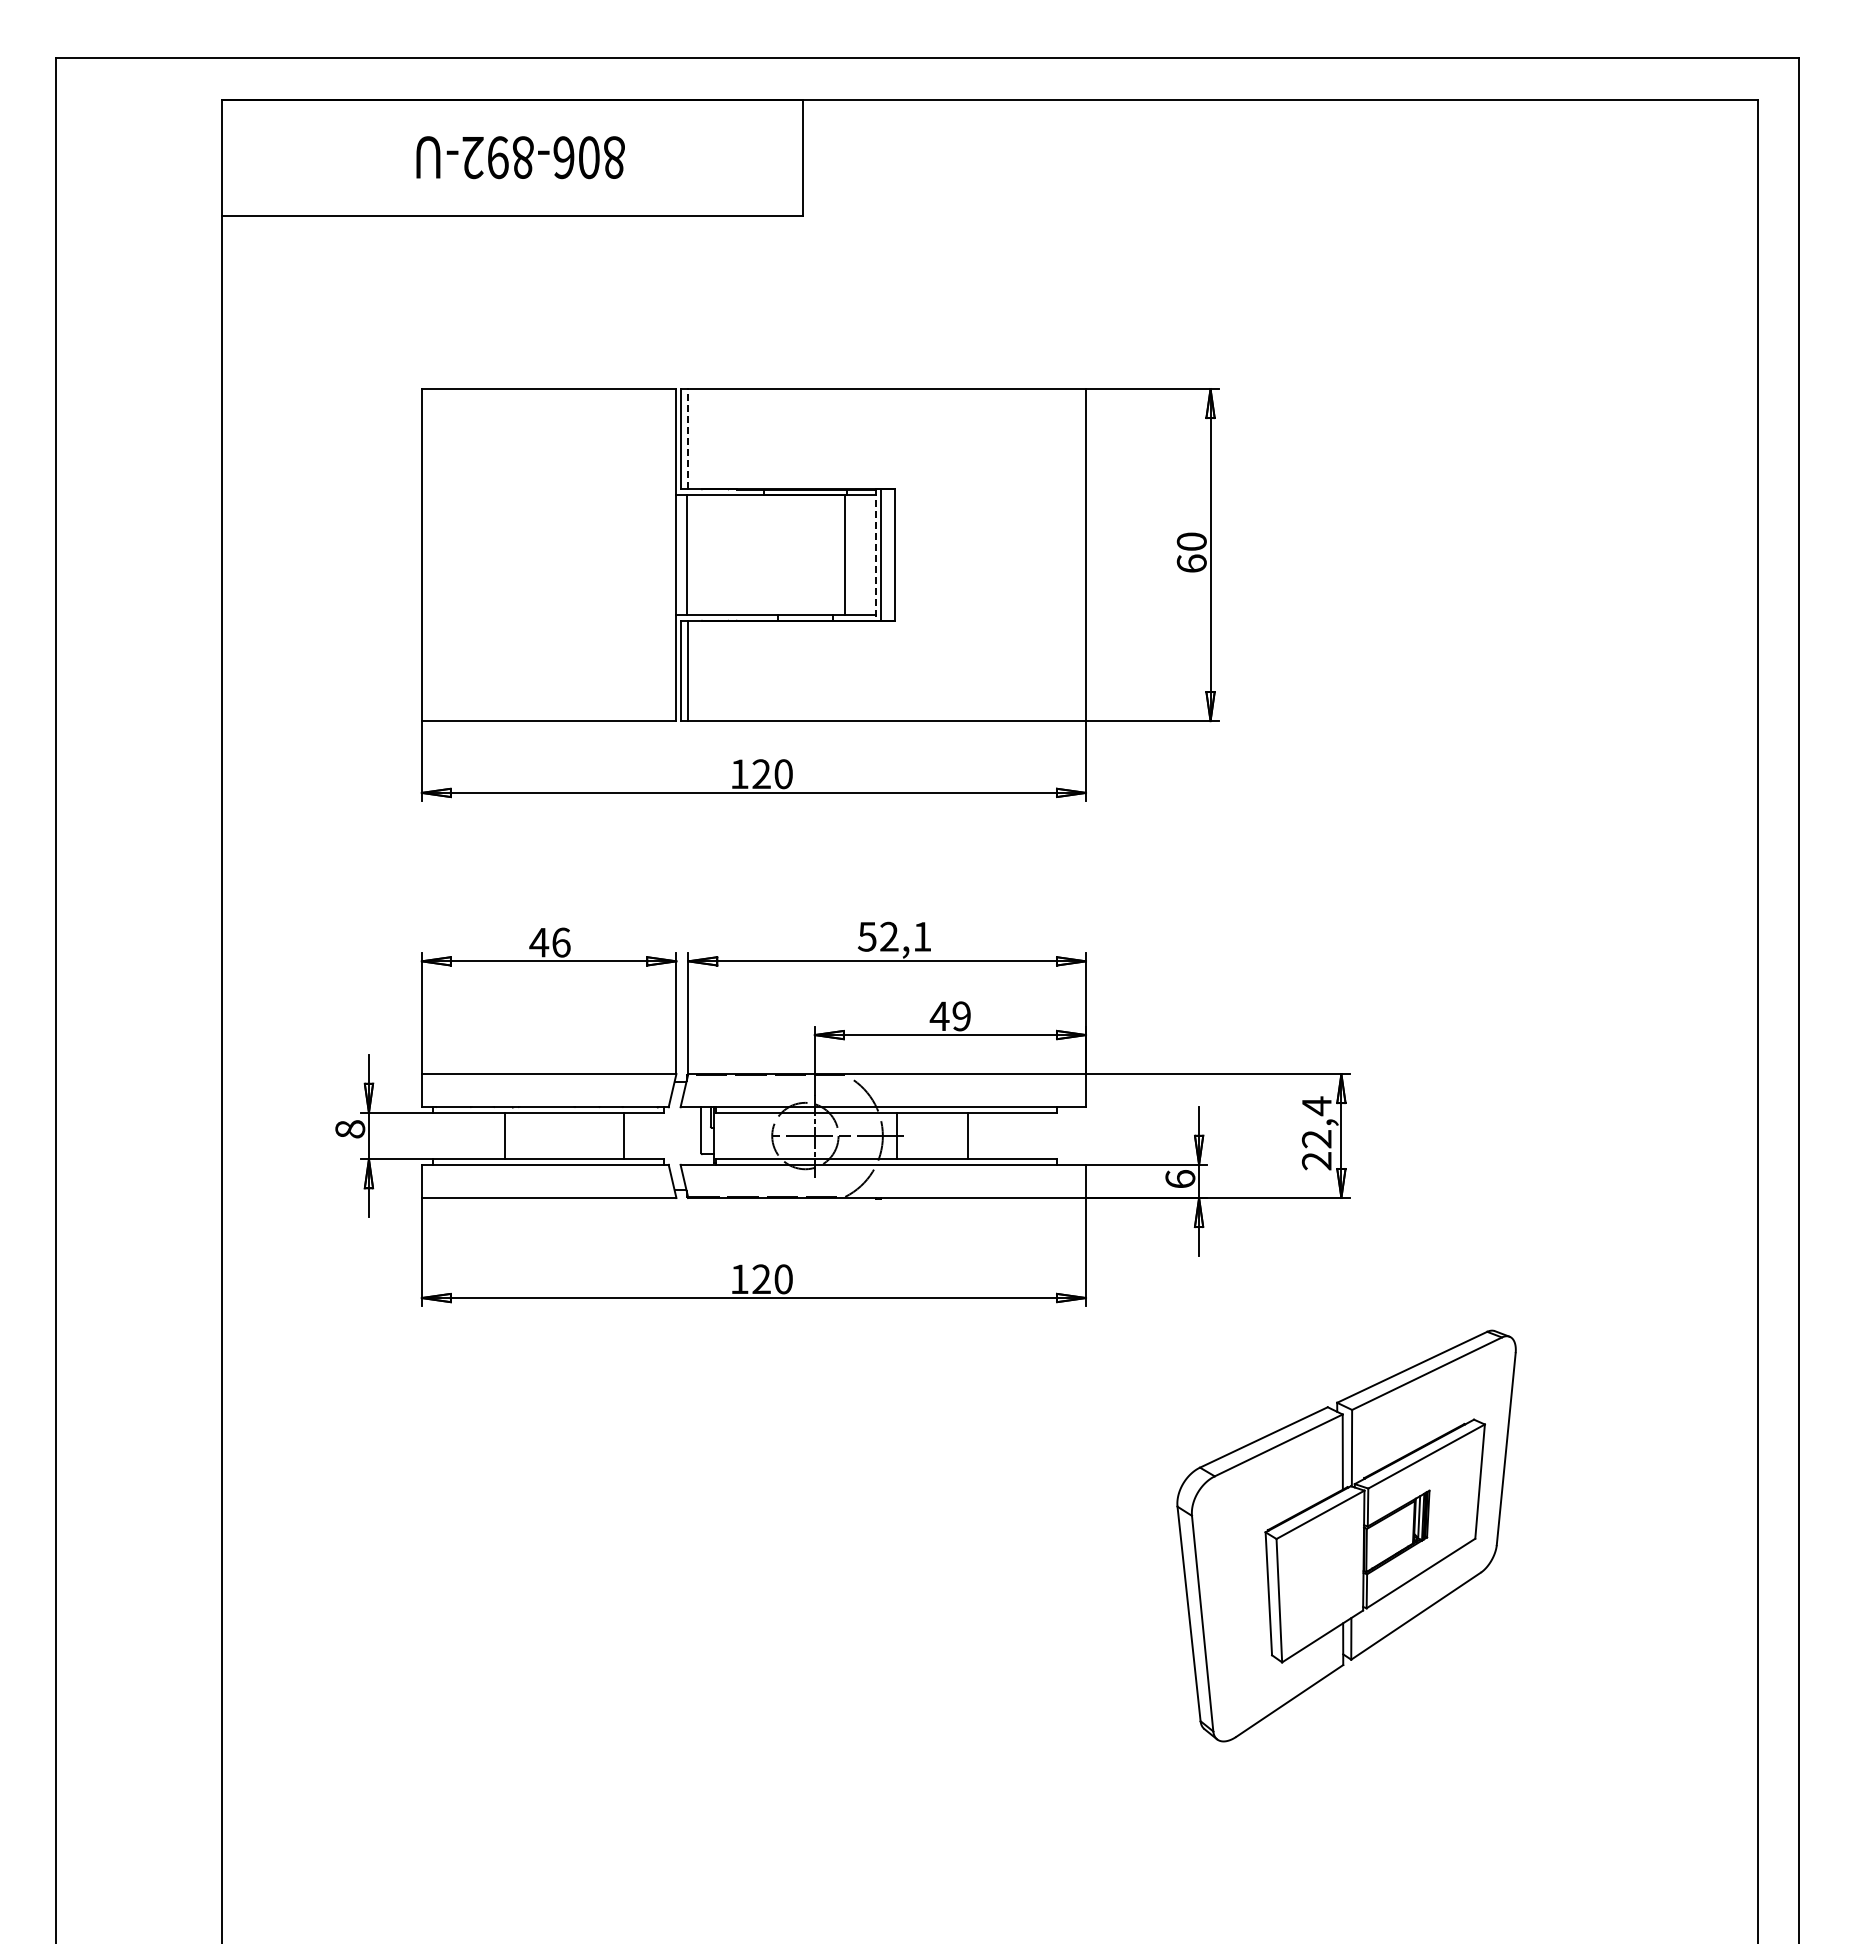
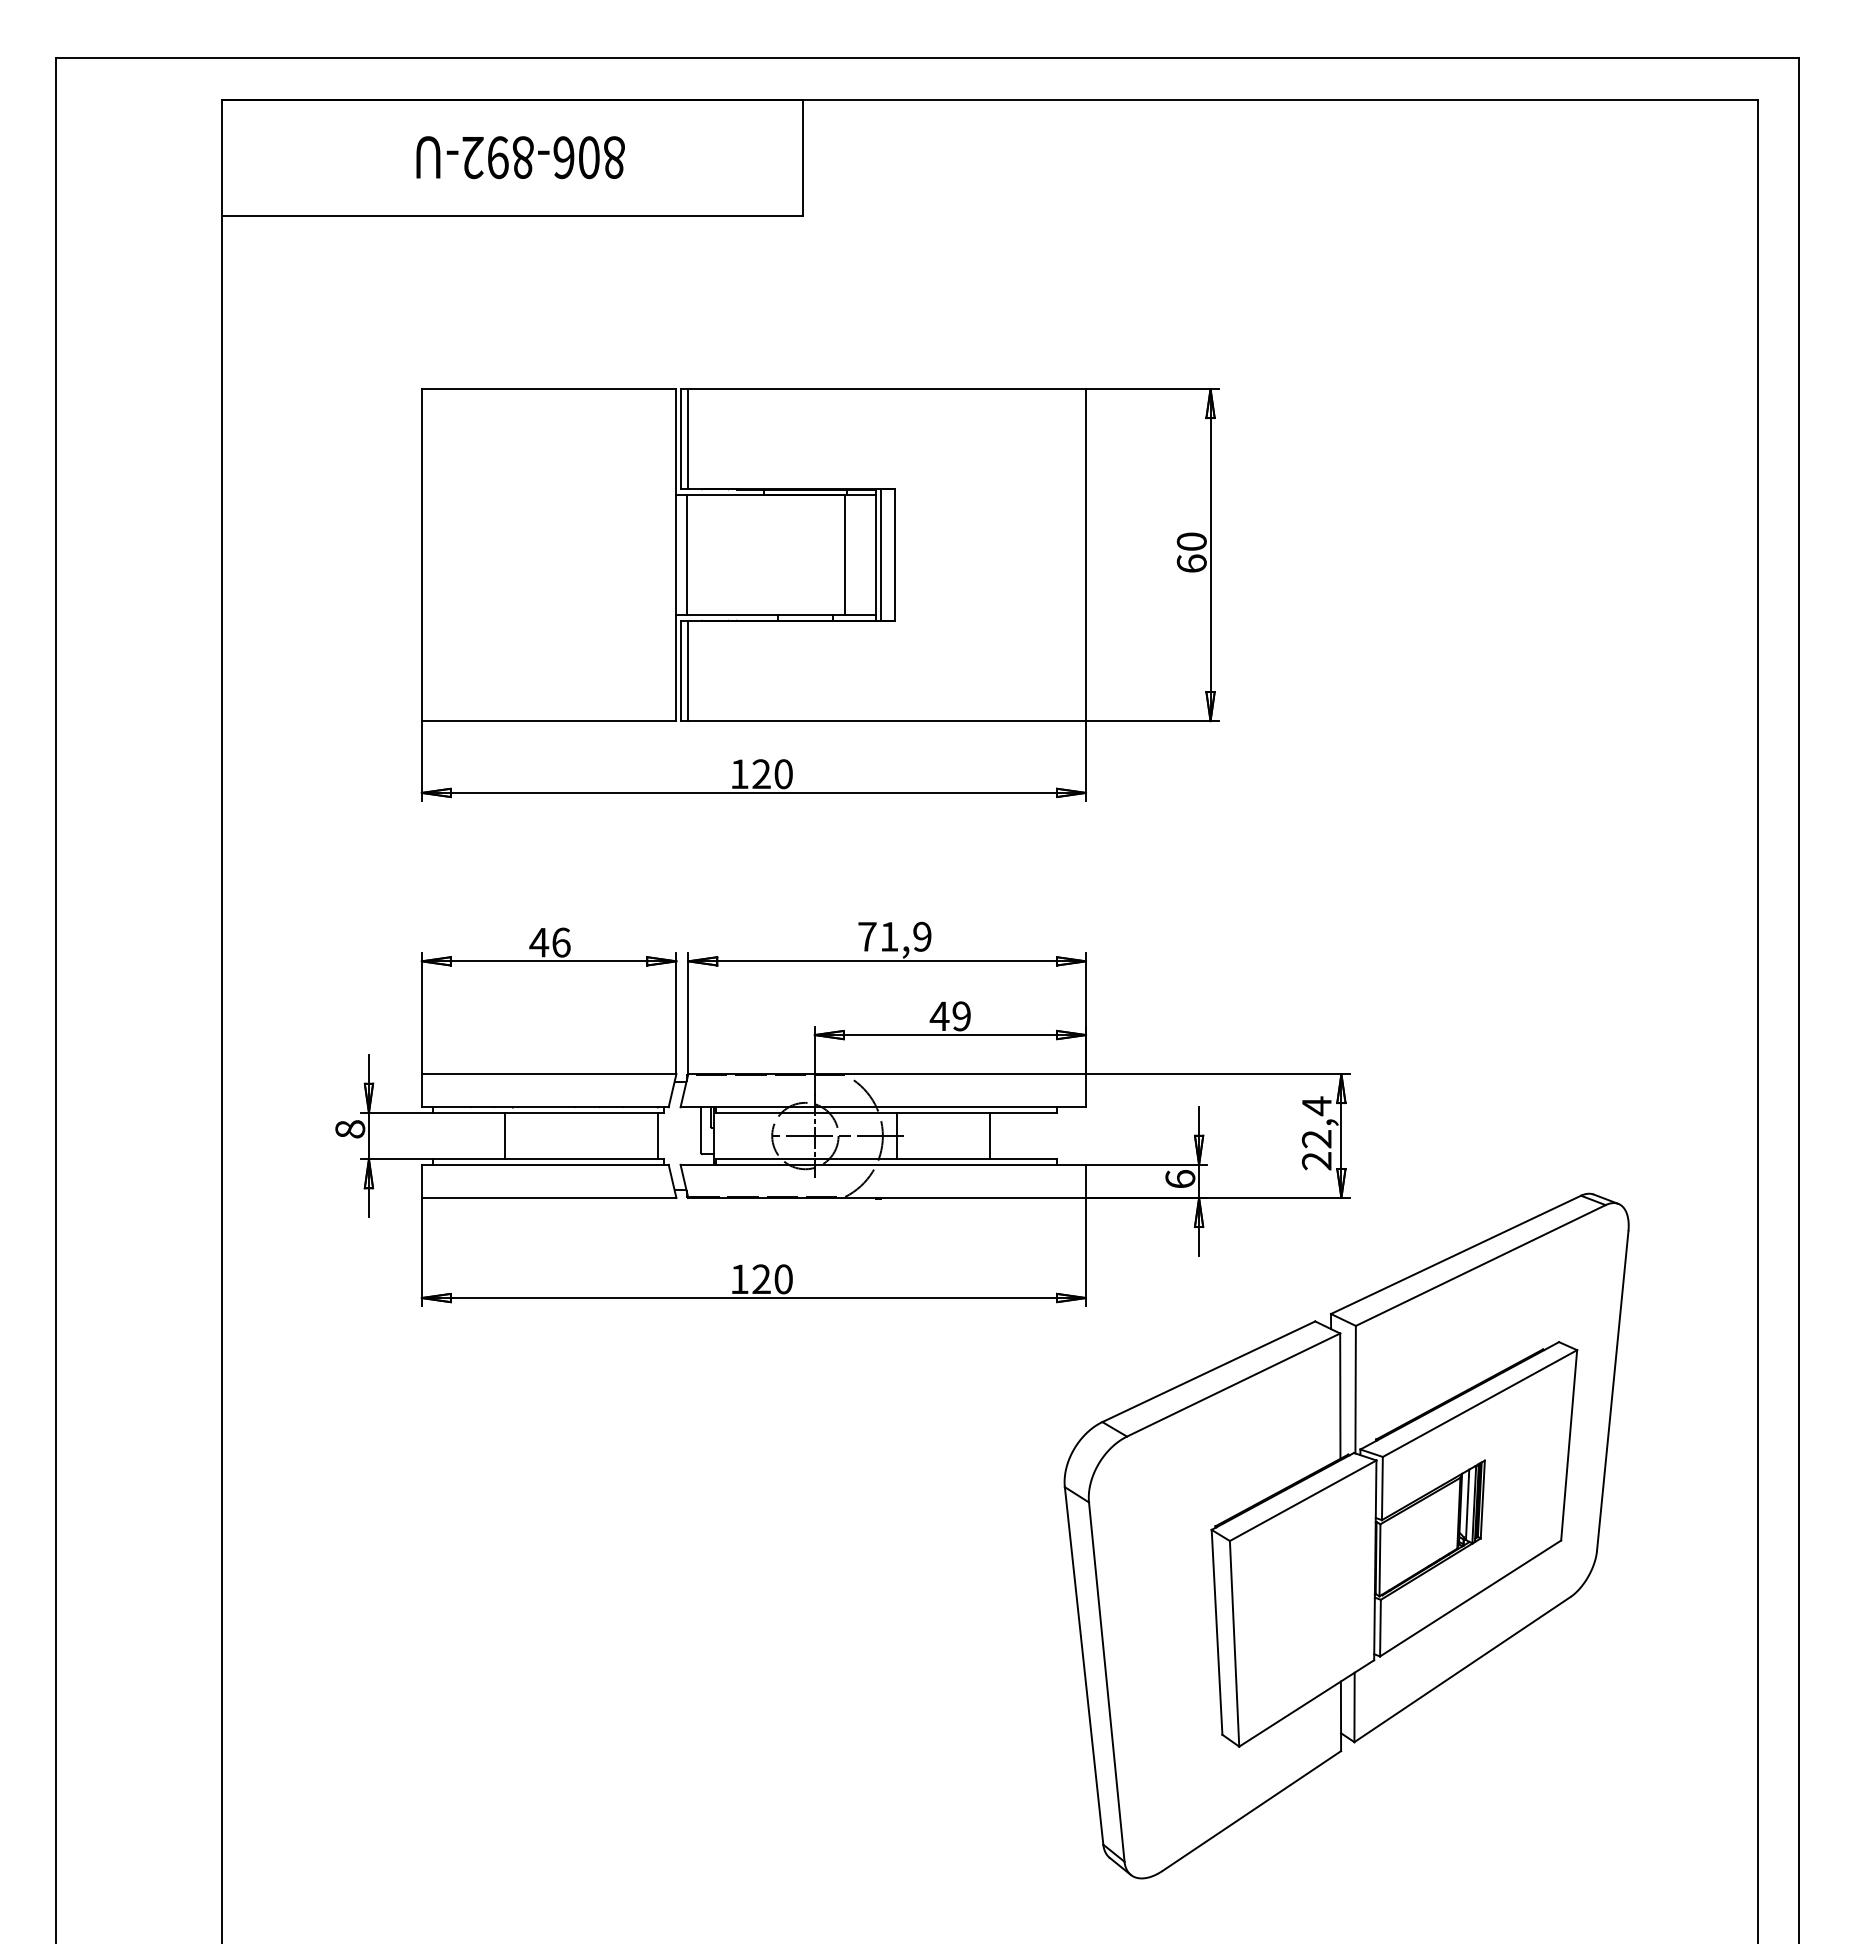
line: dashed -> solid (688, 438)
line: dashed -> solid (875, 555)
text: 52,1 -> 71,9 (894, 936)
line position: (624, 1135) -> (658, 1135) (658, 1135)
line position: (968, 1135) -> (990, 1135) (990, 1135)
part size: 341x414 px -> 567x688 px (1346, 1535)
